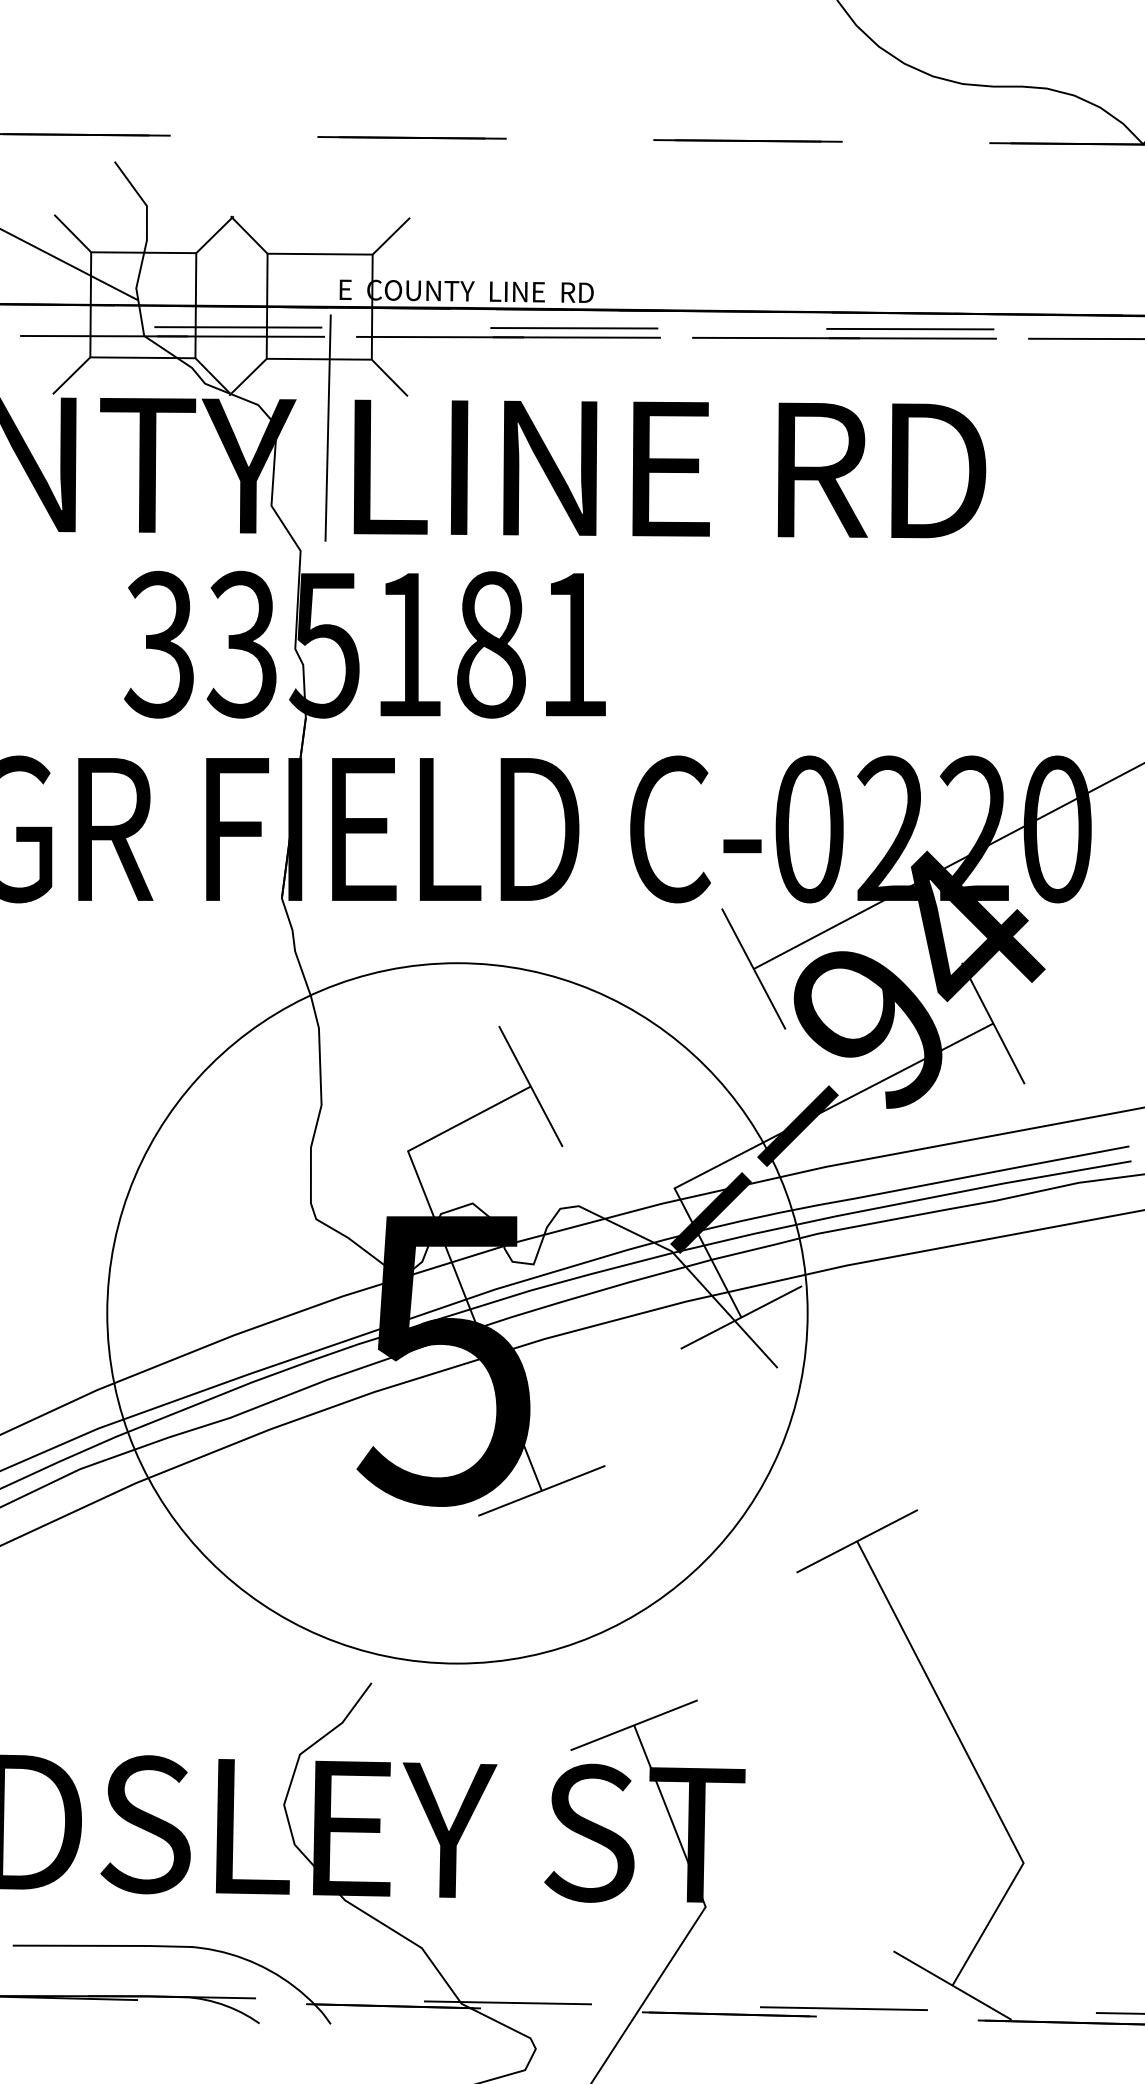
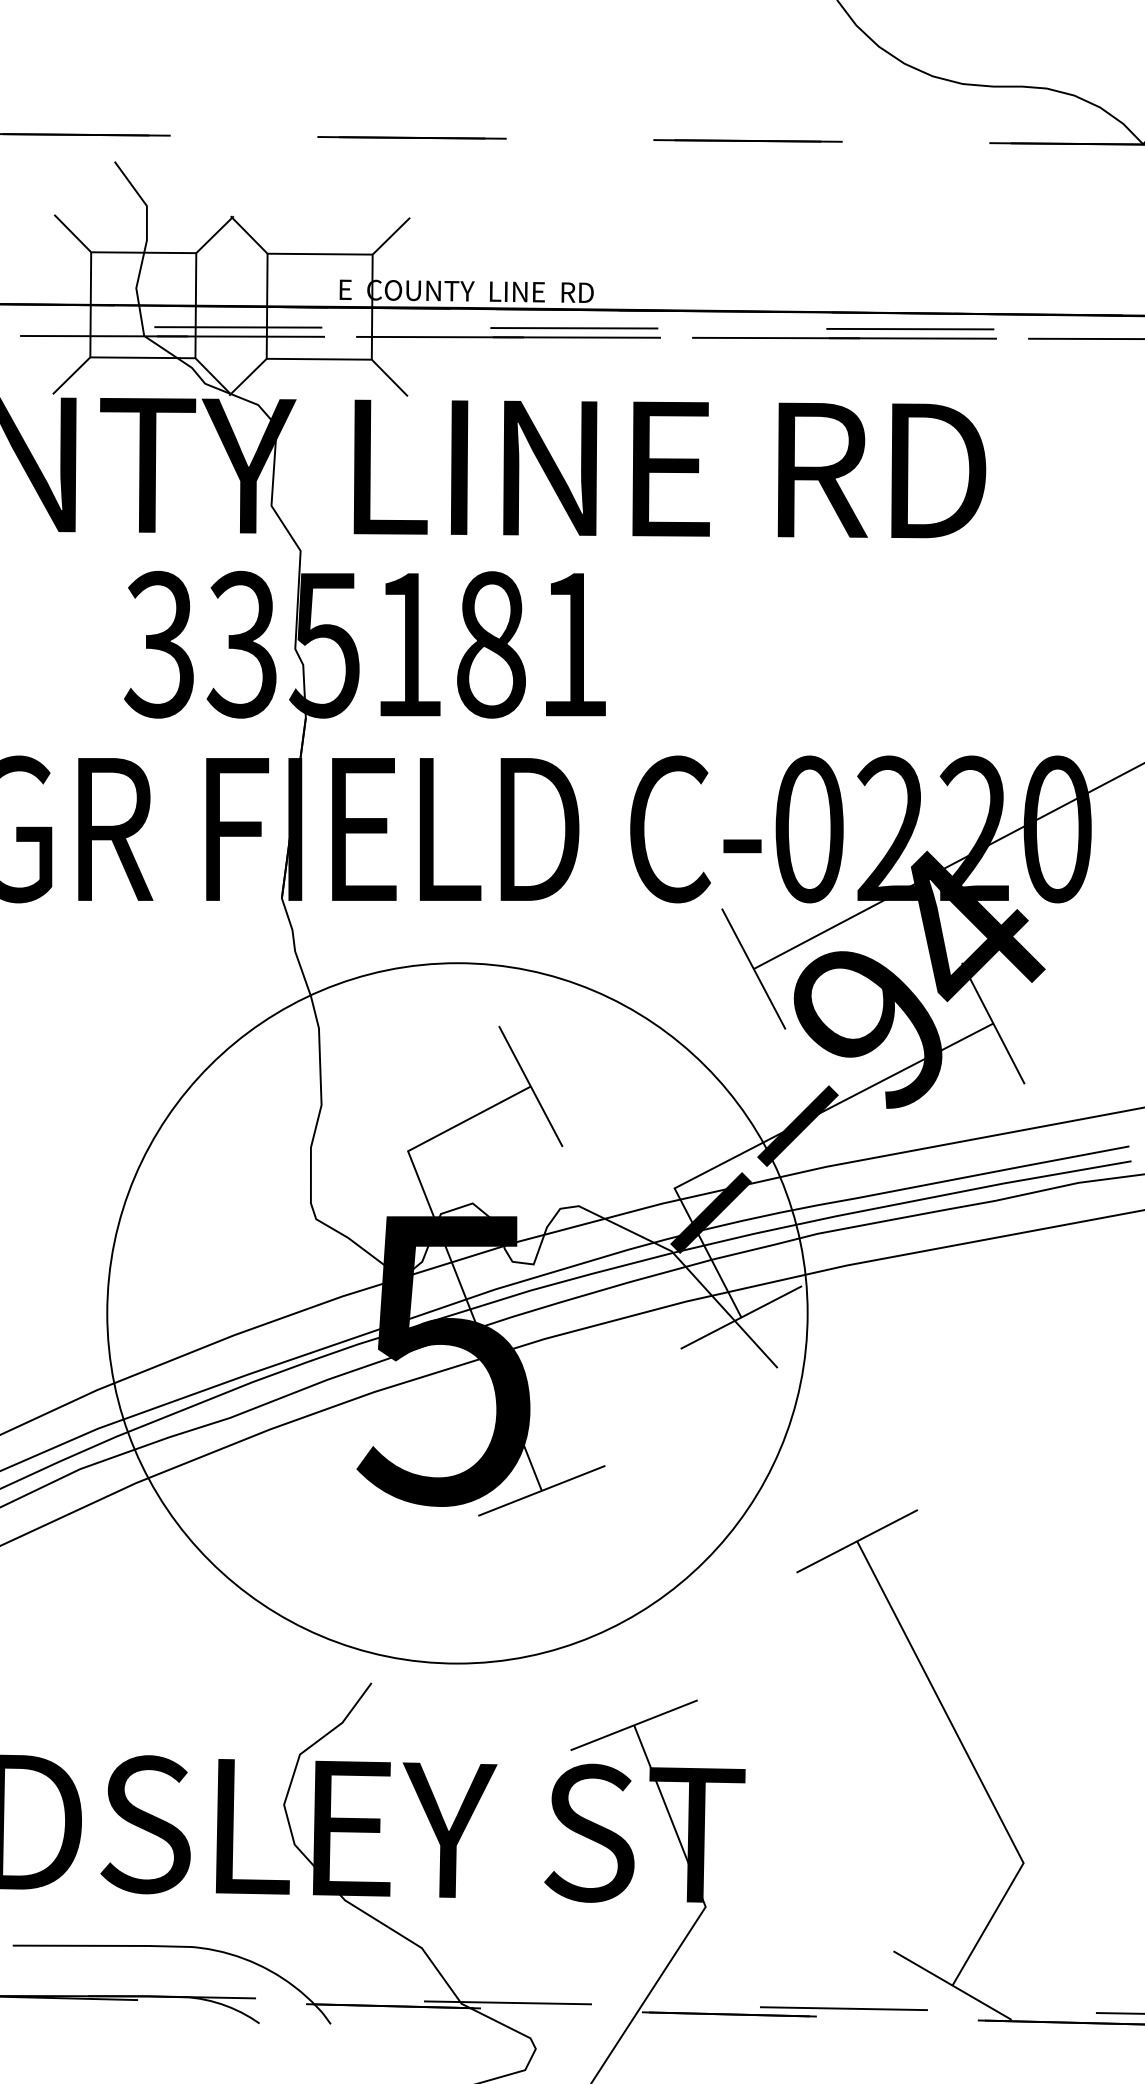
line: present -> none (69, 264)
line: present -> none (327, 427)
